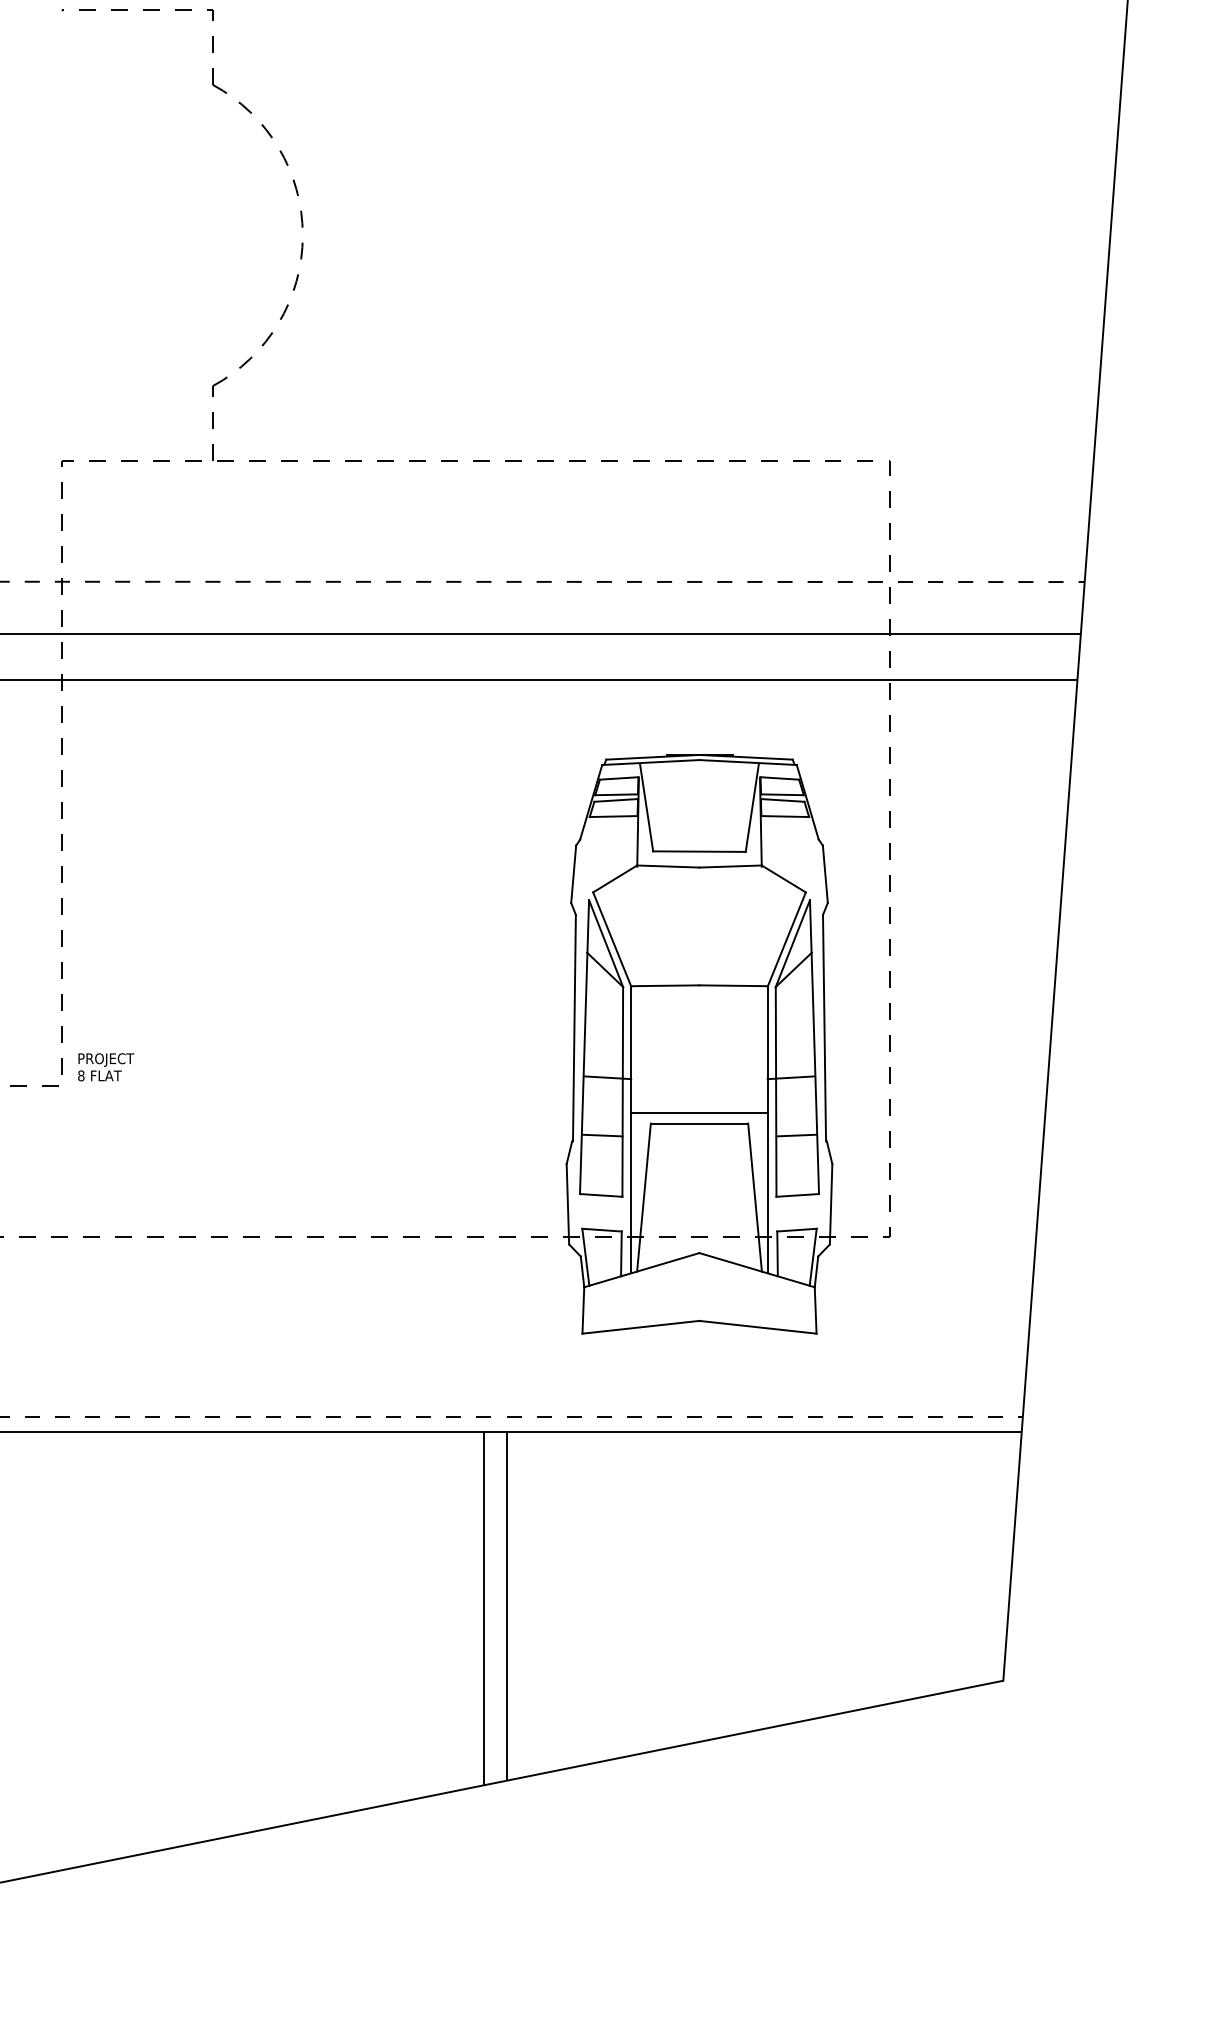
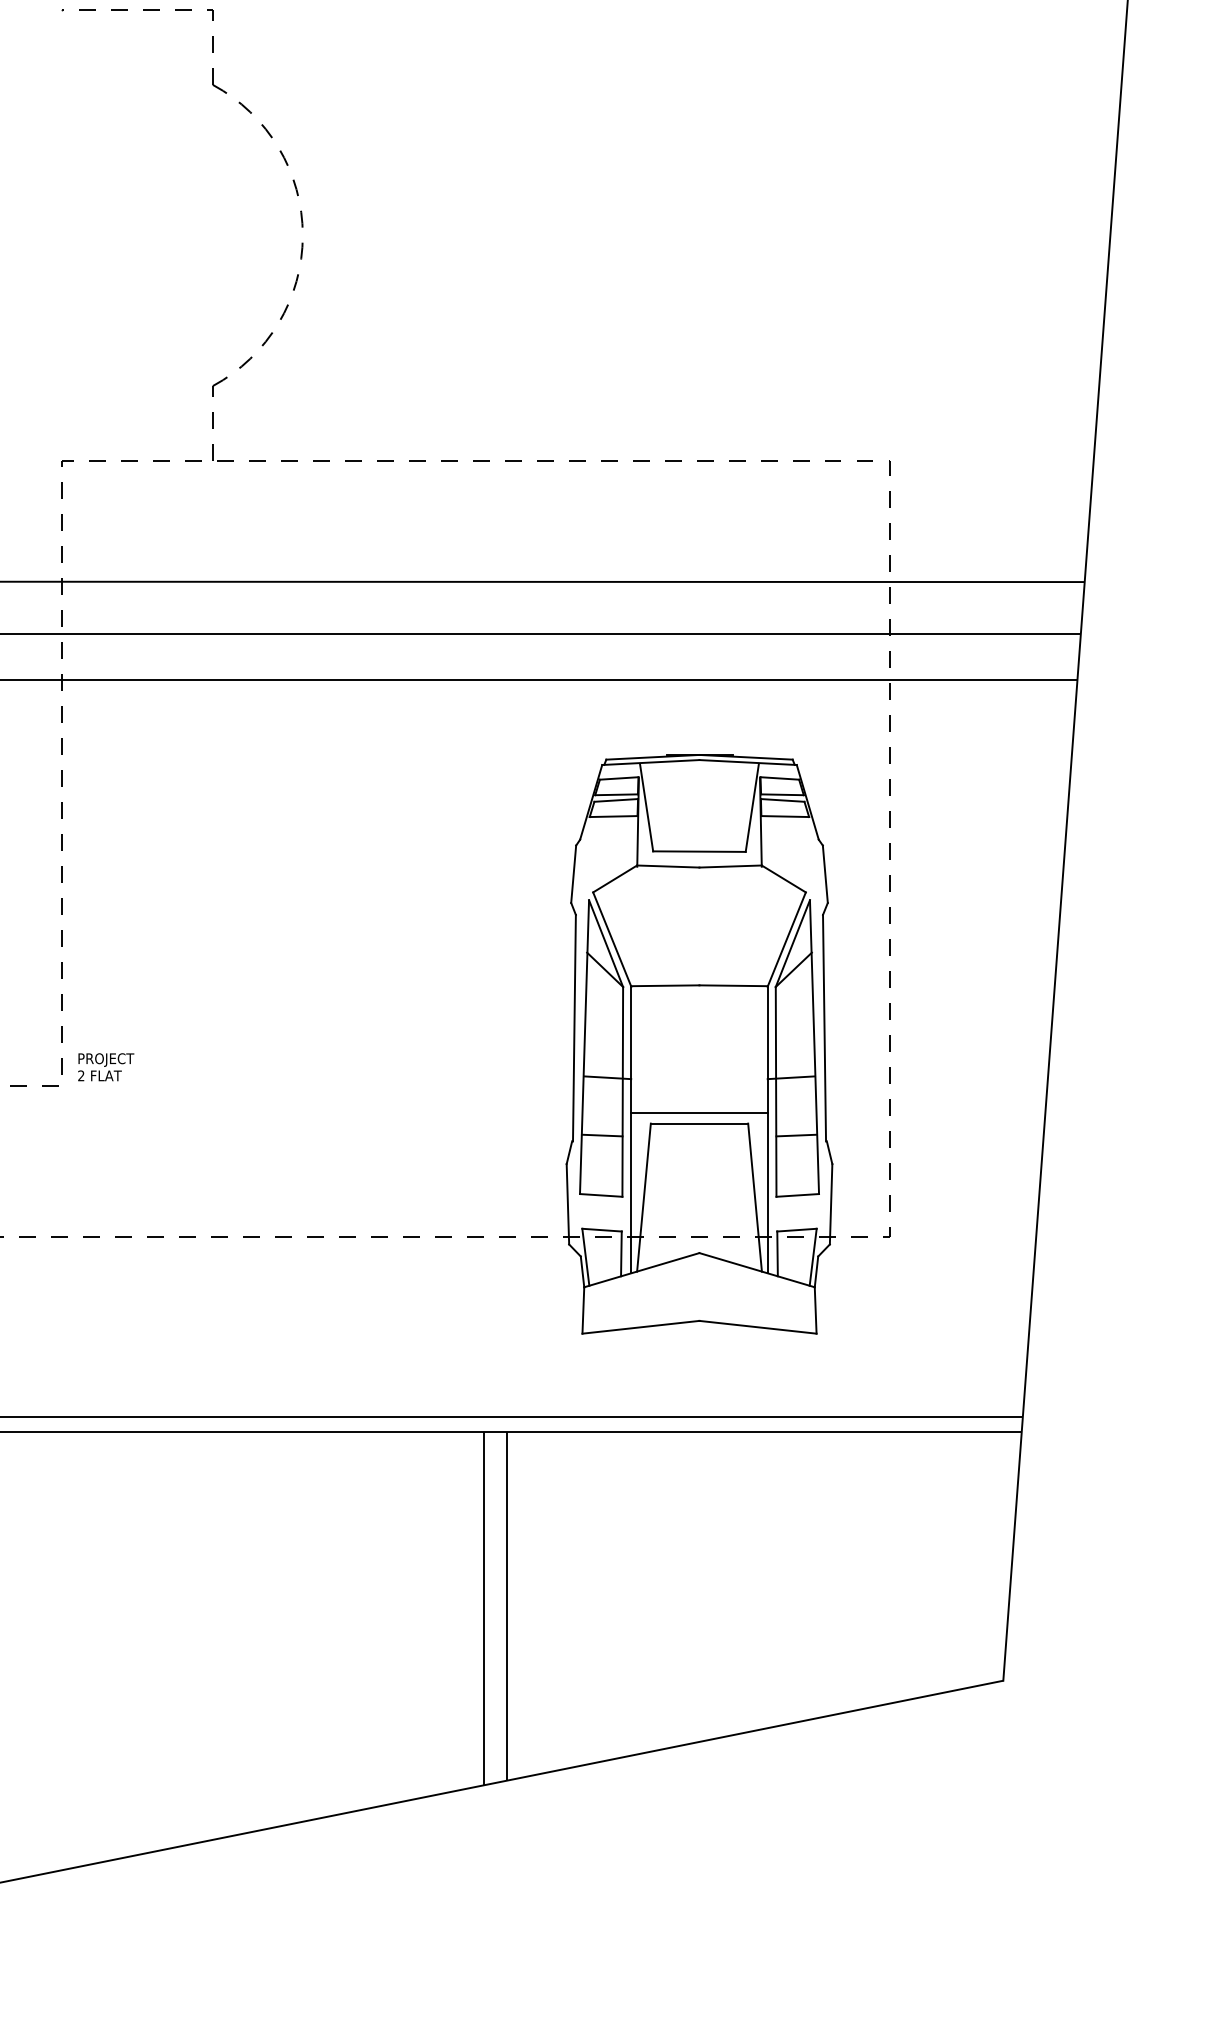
line: dashed -> solid (543, 581)
text: 8 -> 2 (81, 1075)
line: dashed -> solid (512, 1417)
